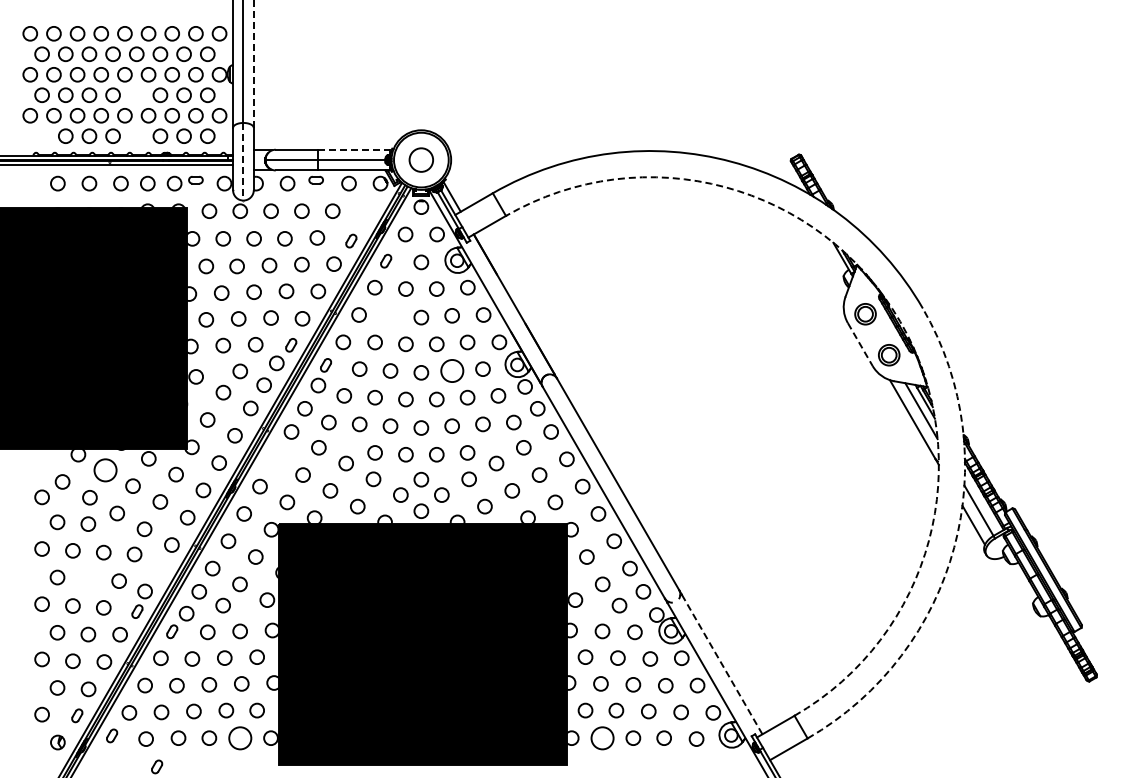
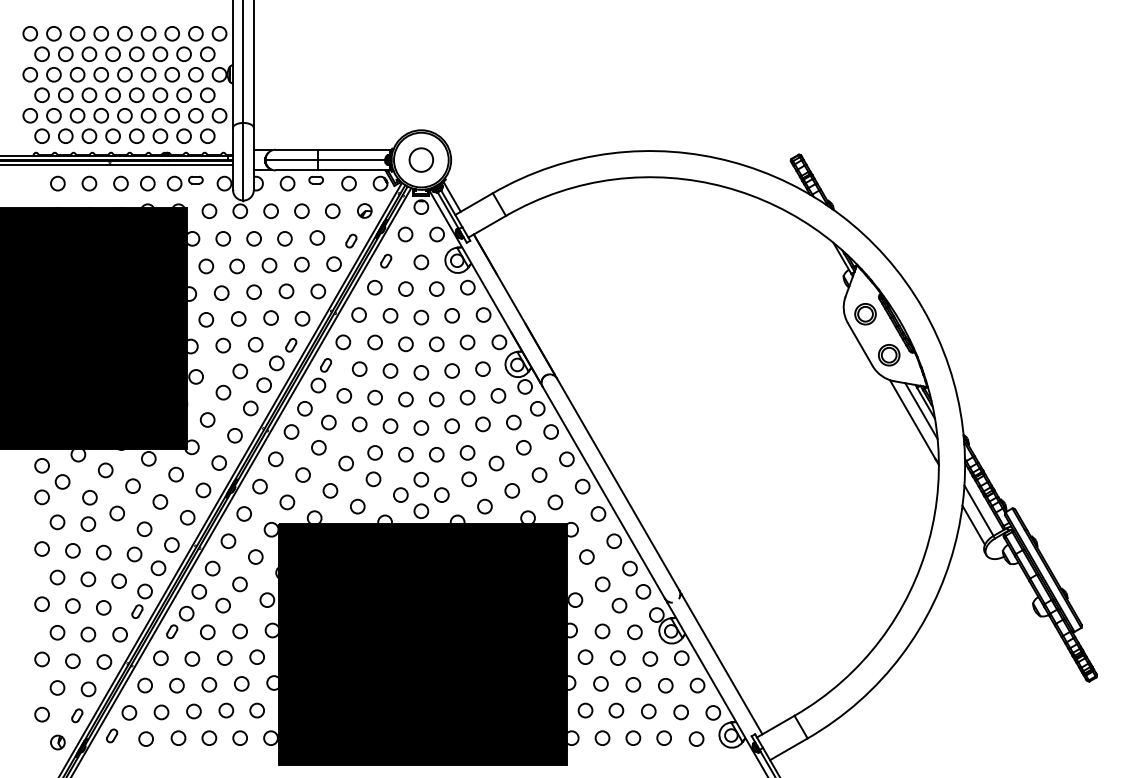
line: dashed -> solid (253, 64)
circle: none -> present (136, 94)
circle: none -> present (41, 135)
circle: none -> present (136, 135)
line: dashed -> solid (354, 149)
line: dashed -> solid (243, 161)
part: none -> present (364, 210)
circle: none -> present (390, 315)
arc: dashed -> solid (900, 321)
line: dashed -> solid (860, 344)
circle size: 25x24 px -> 16x16 px (451, 370)
circle: none -> present (275, 459)
circle: none -> present (41, 465)
circle size: 25x25 px -> 16x17 px (105, 470)
arc: dashed -> solid (954, 547)
circle: none -> present (158, 568)
circle: none -> present (88, 579)
line: dashed -> solid (722, 664)
circle size: 25x25 px -> 16x16 px (239, 737)
circle size: 25x25 px -> 17x16 px (602, 737)
part: present -> none (157, 766)
